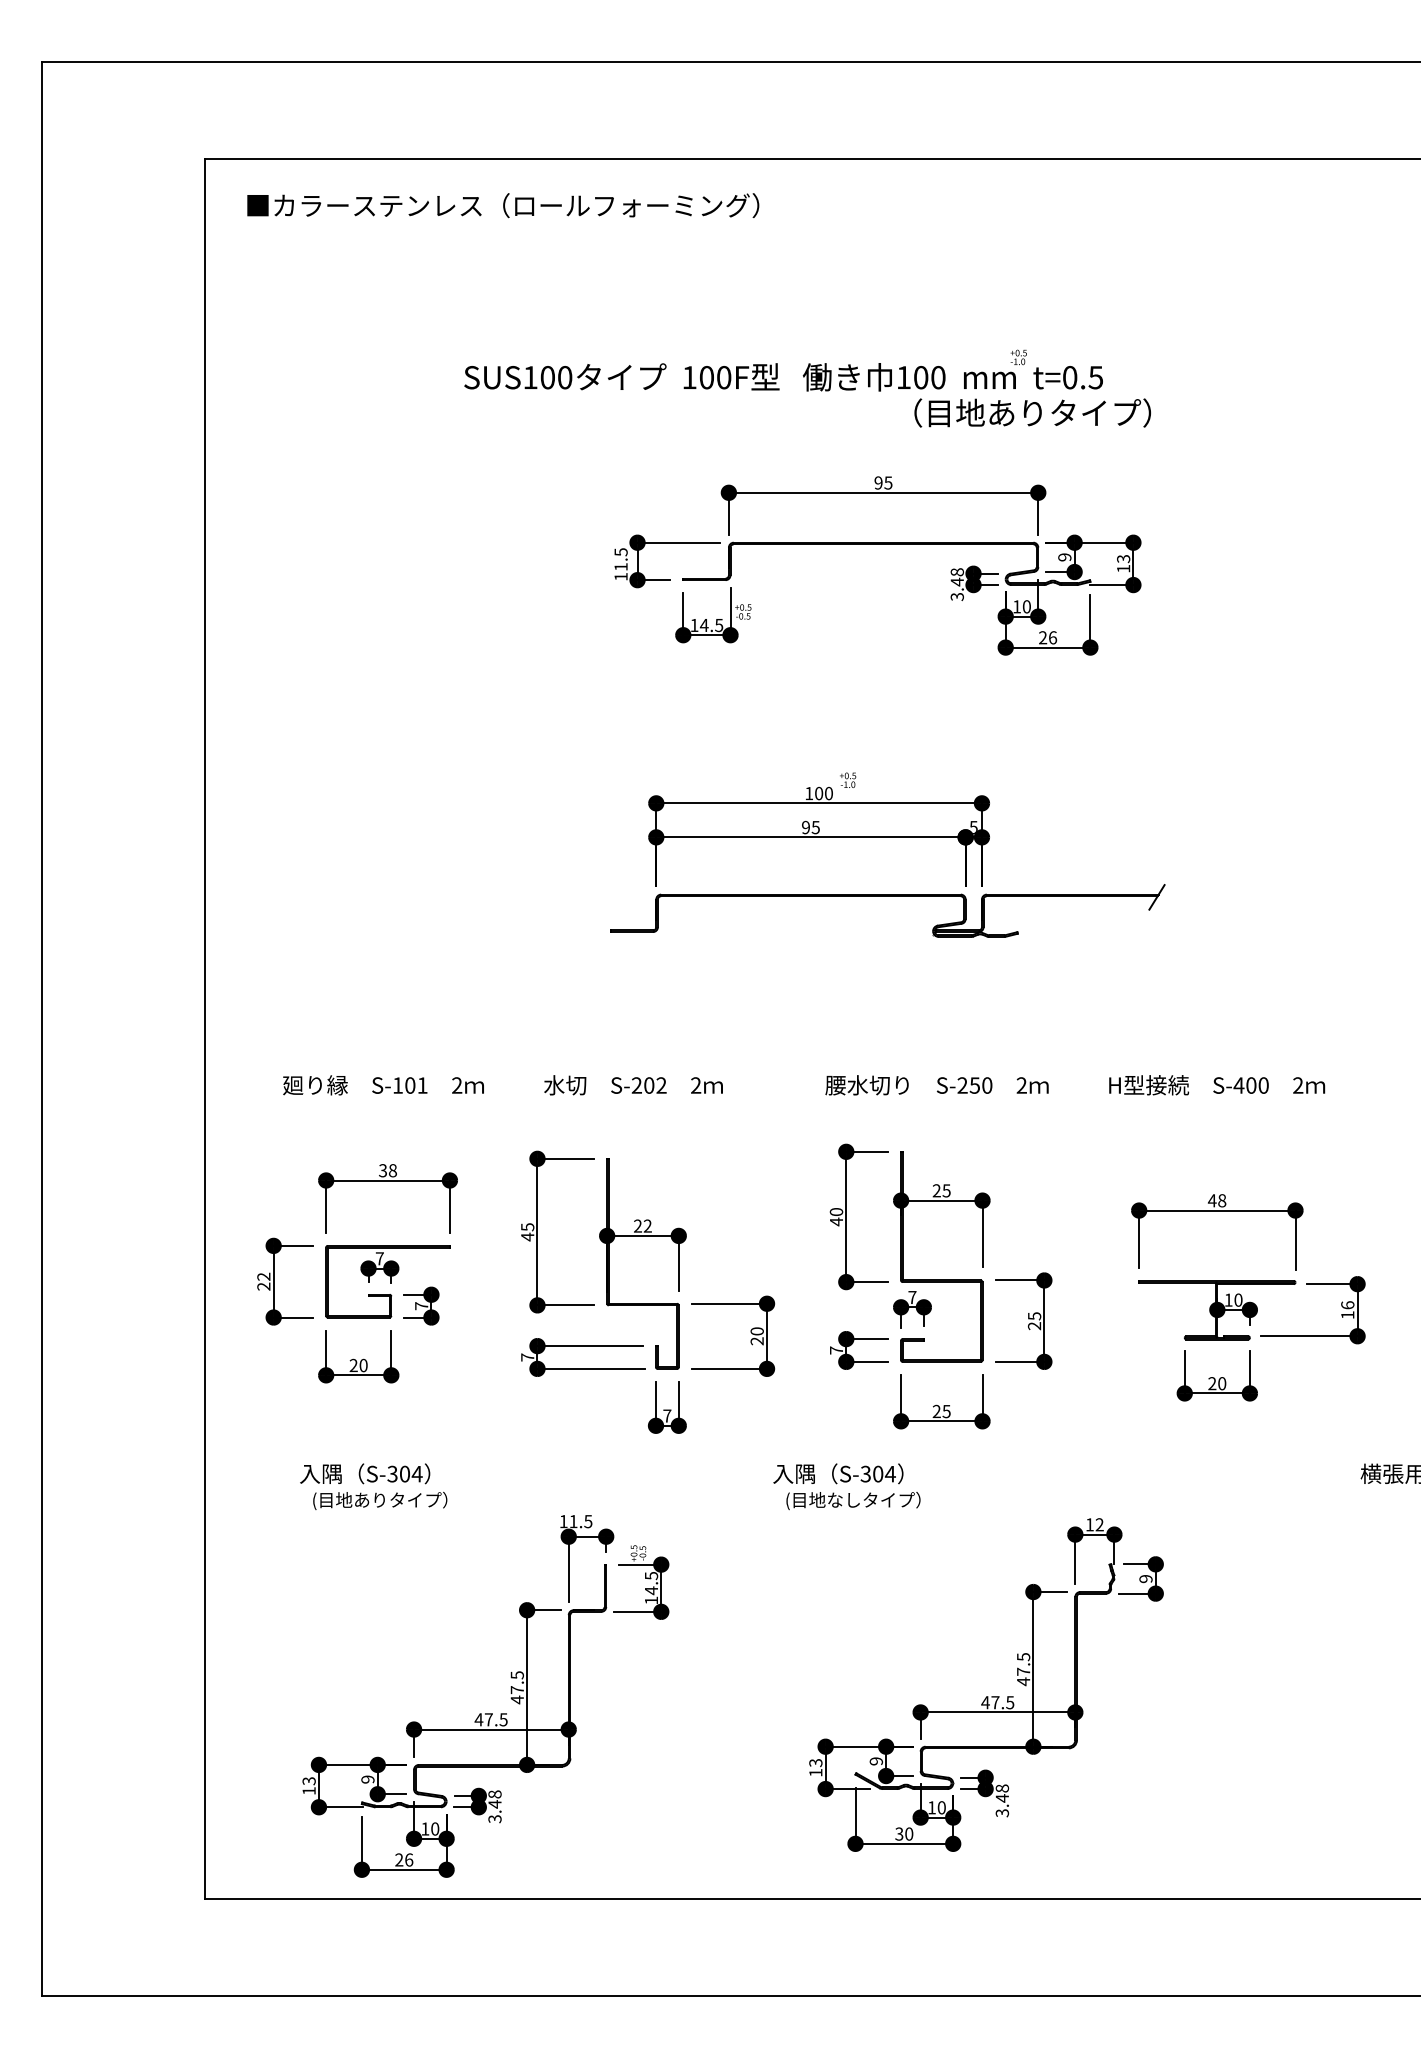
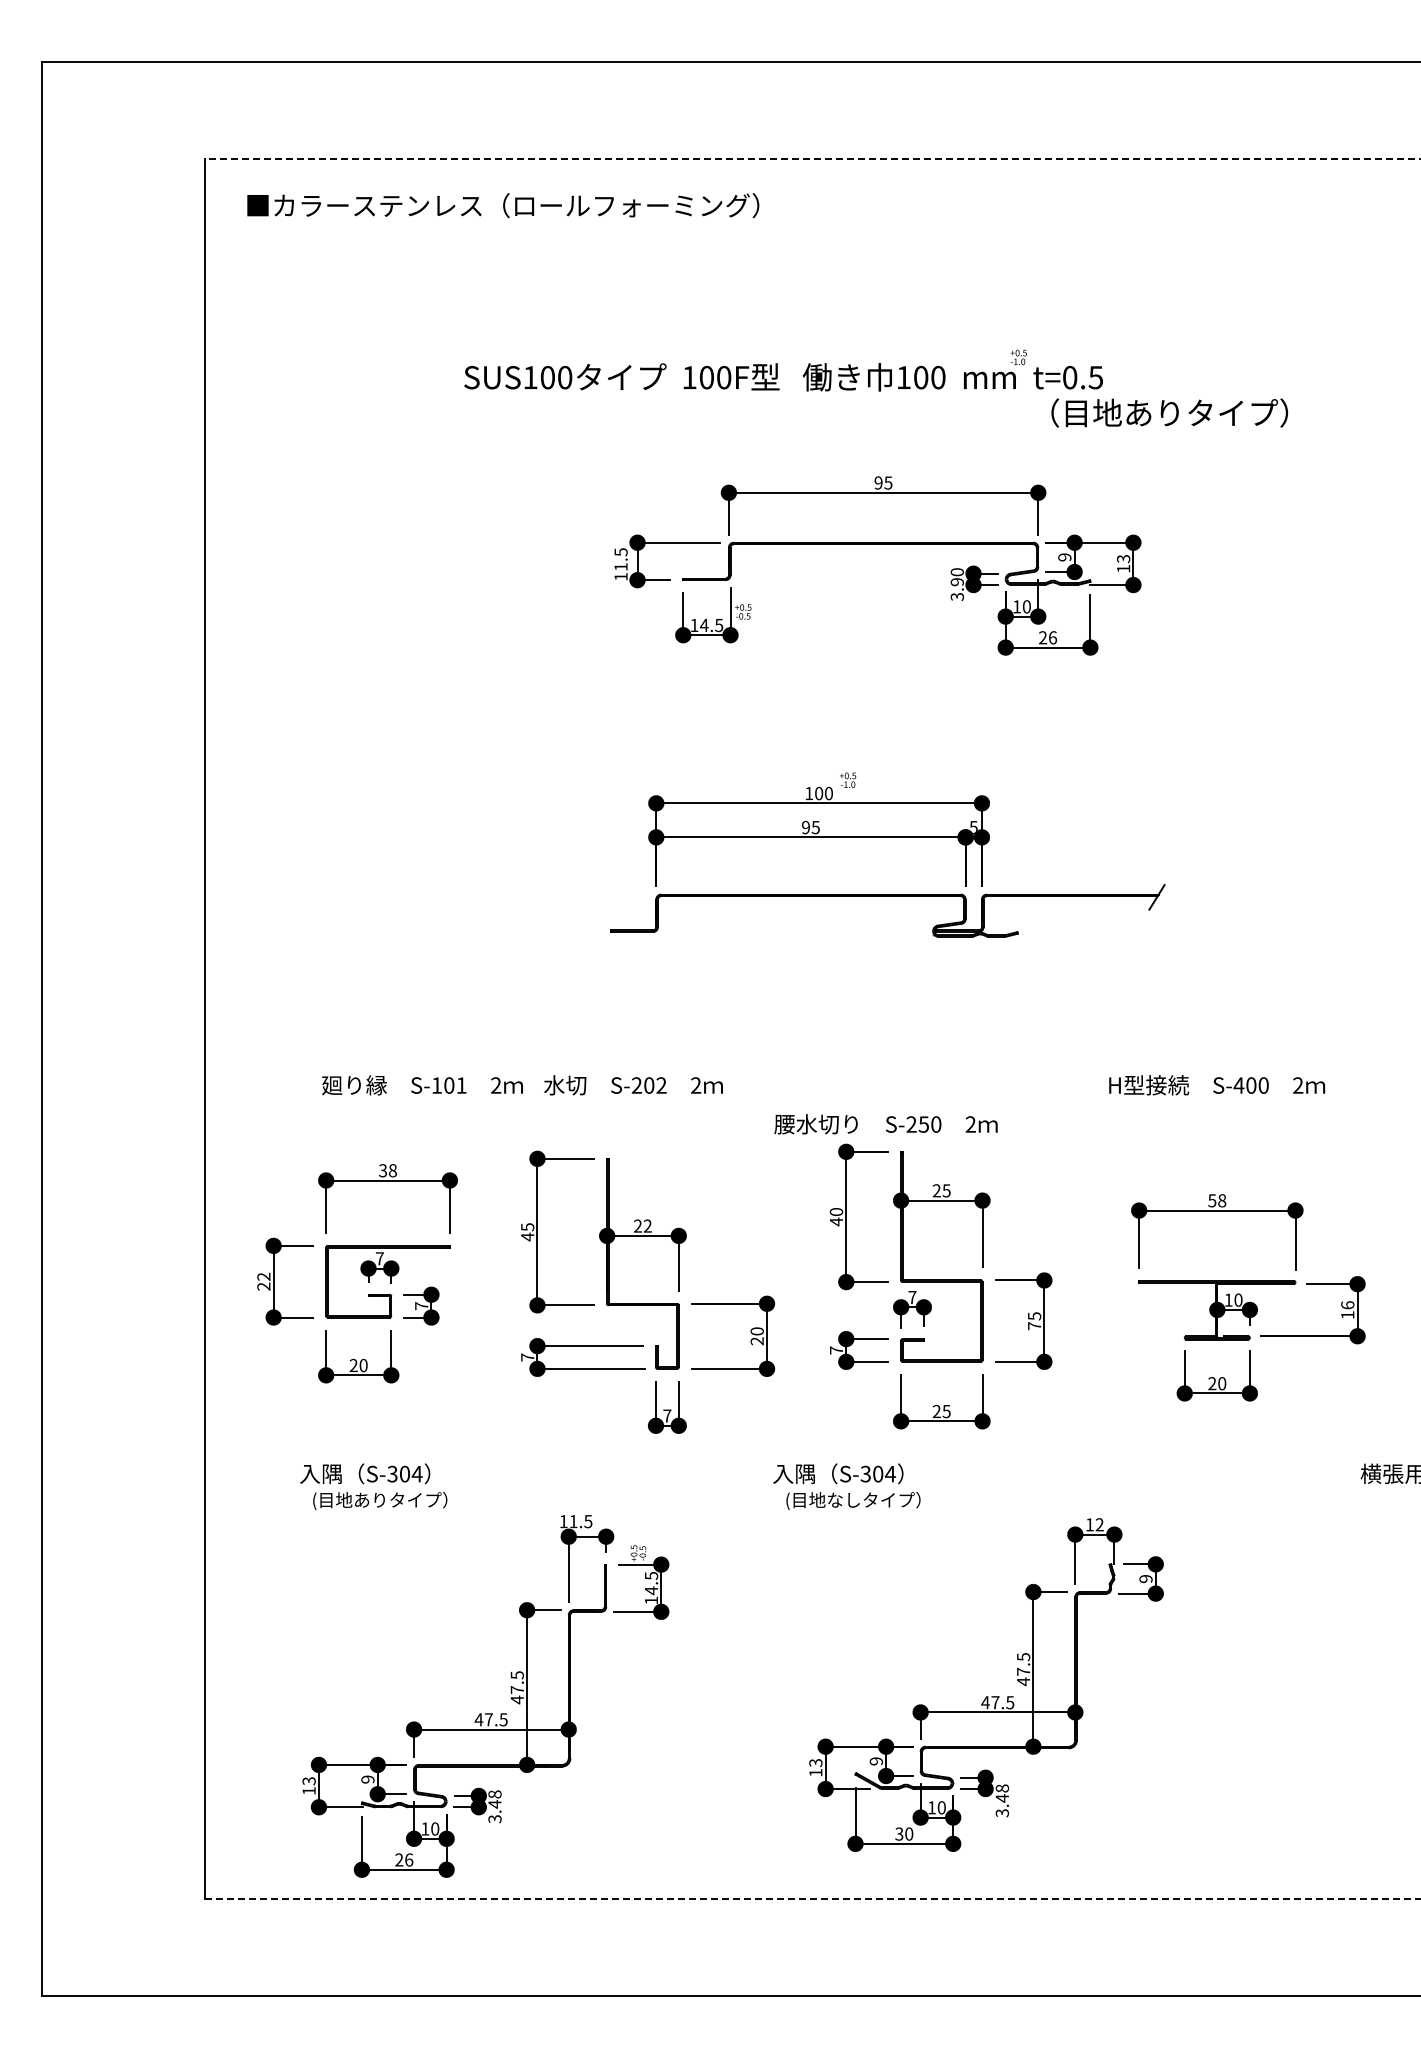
line: solid -> dashed (813, 159)
text position: (1032, 412) -> (1169, 412) (1169, 412)
text: 3.48 -> 3.90 (956, 577)
text position: (383, 1085) -> (422, 1085) (422, 1085)
text position: (936, 1085) -> (885, 1124) (885, 1124)
text: 48 -> 58 (1211, 1200)
text: 25 -> 75 (1034, 1326)
line: solid -> dashed (813, 1898)
